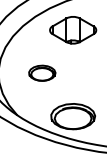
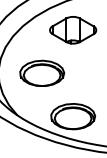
part size: 29x18 px -> 47x28 px (42, 72)
